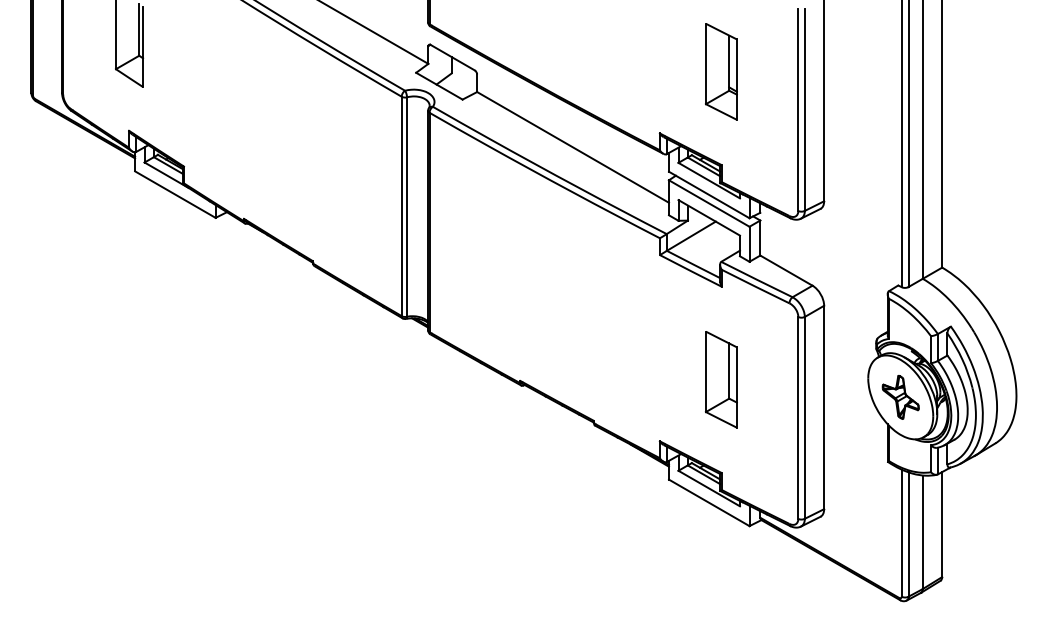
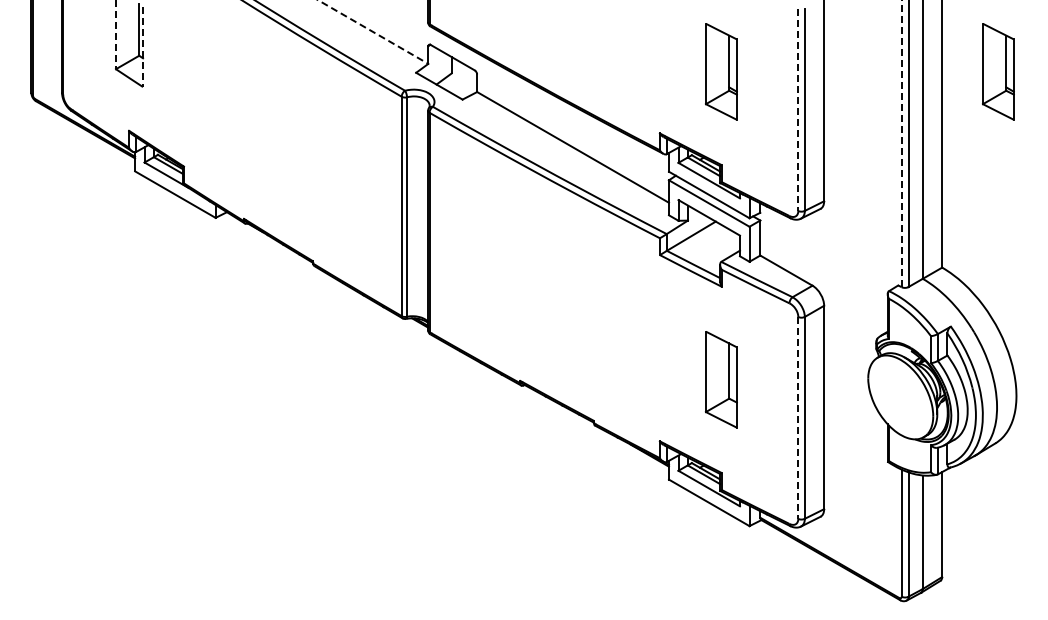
line: solid -> dashed (373, 32)
line: solid -> dashed (115, 35)
line: solid -> dashed (143, 47)
part: none -> present (998, 71)
line: solid -> dashed (798, 110)
line: solid -> dashed (901, 143)
part: present -> none (900, 397)
line: solid -> dashed (798, 417)
